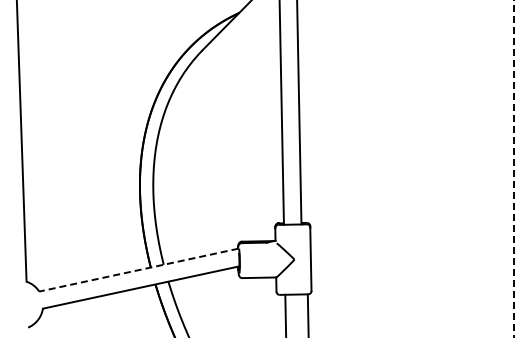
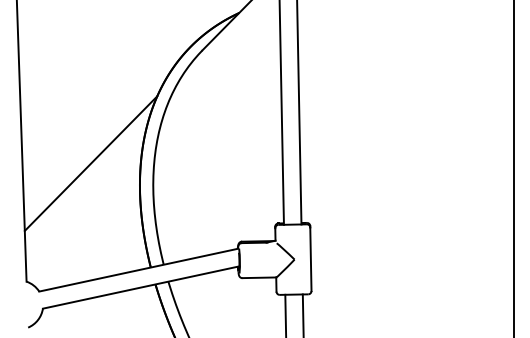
line: none -> present (90, 163)
line: dashed -> solid (514, 169)
line: dashed -> solid (138, 270)
line position: (307, 314) -> (302, 314) (302, 314)
